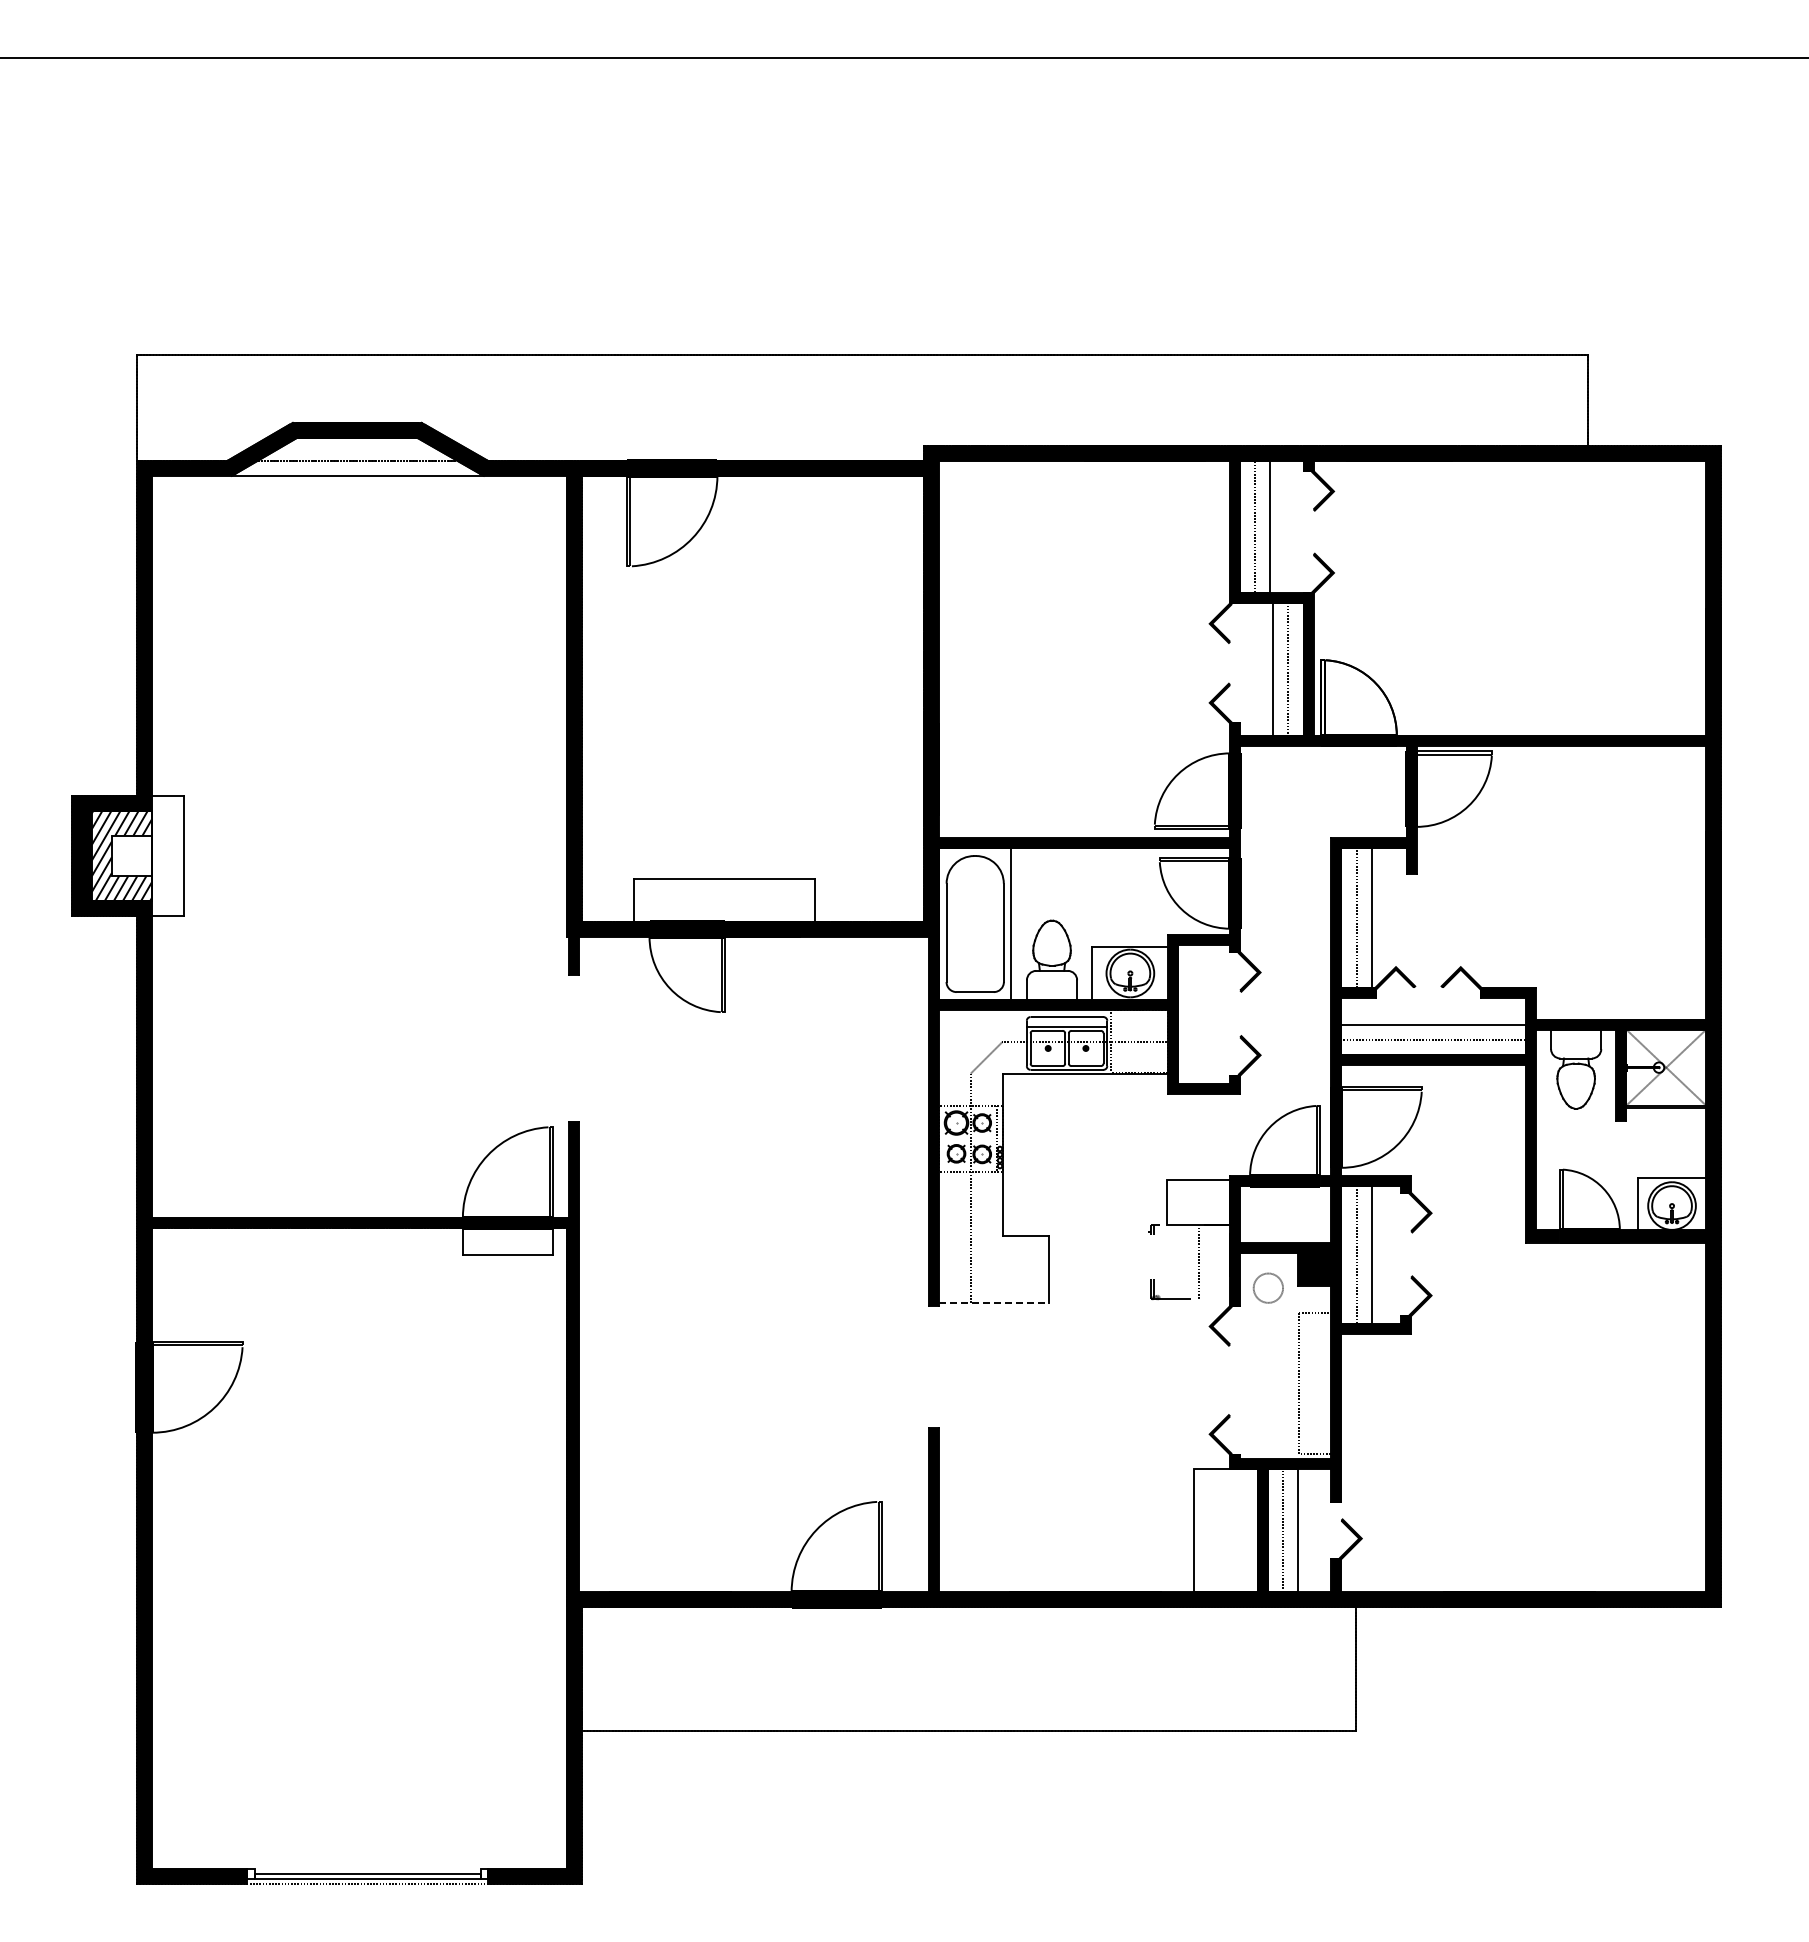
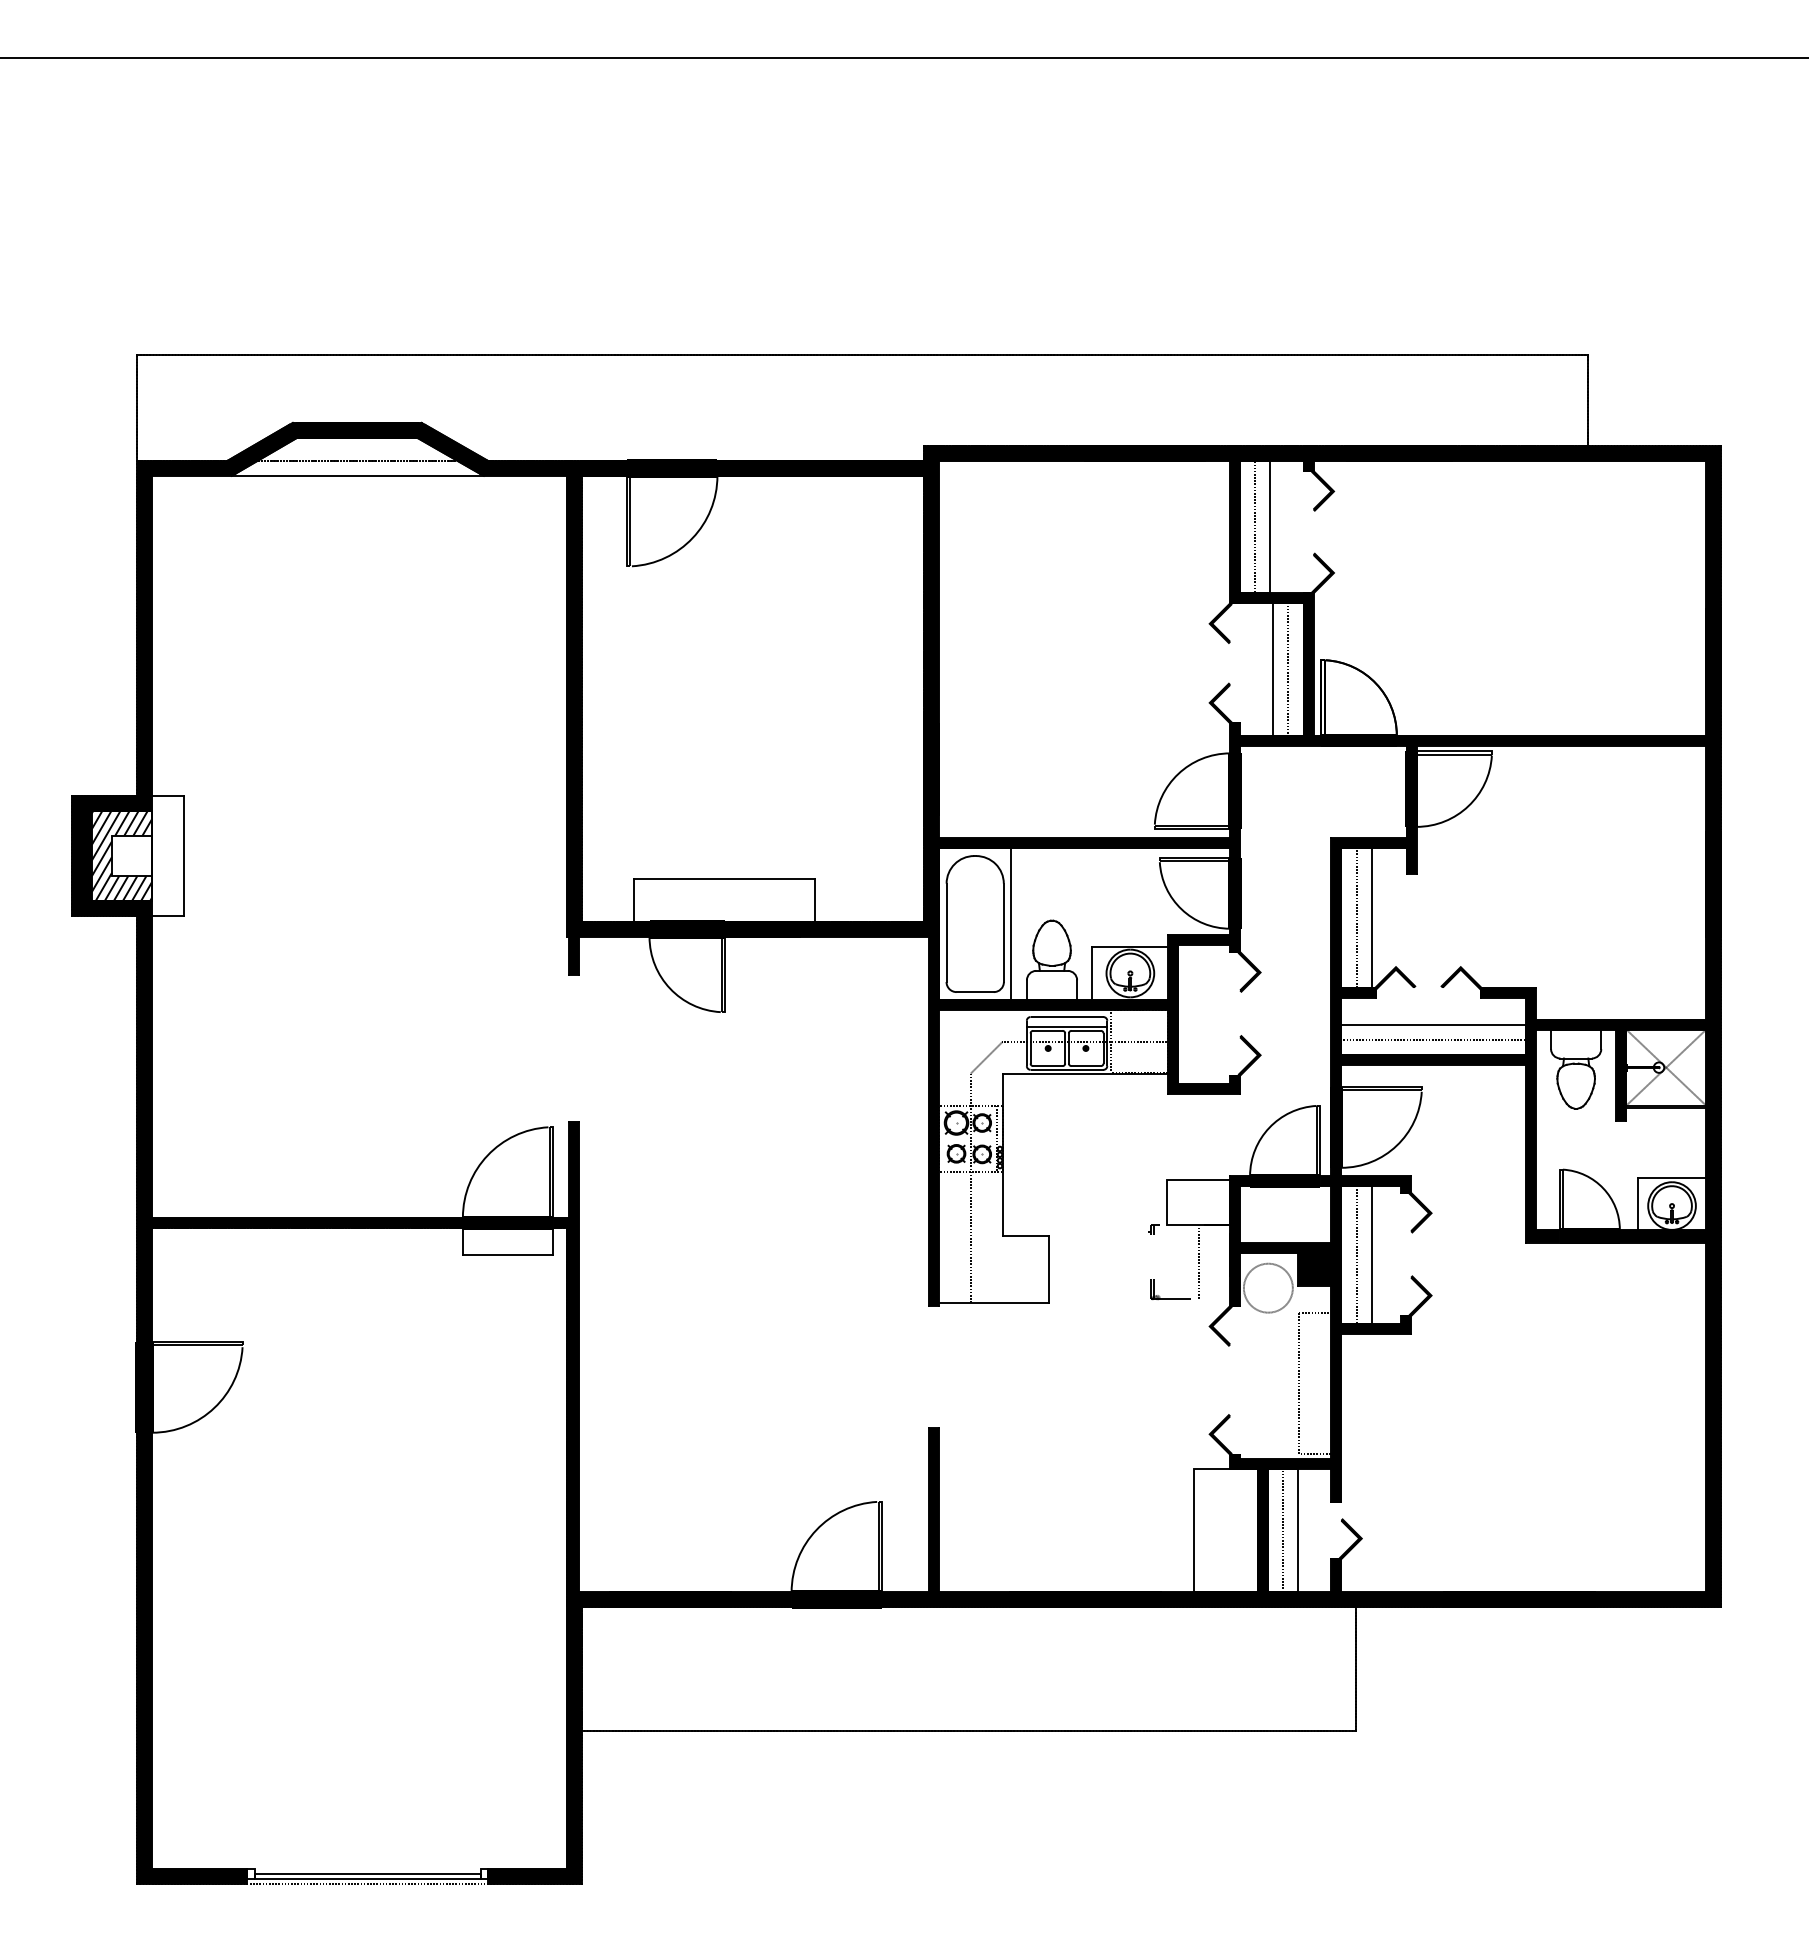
circle diameter: 29 px -> 49 px (1267, 1287)
line: dashed -> solid (994, 1302)
